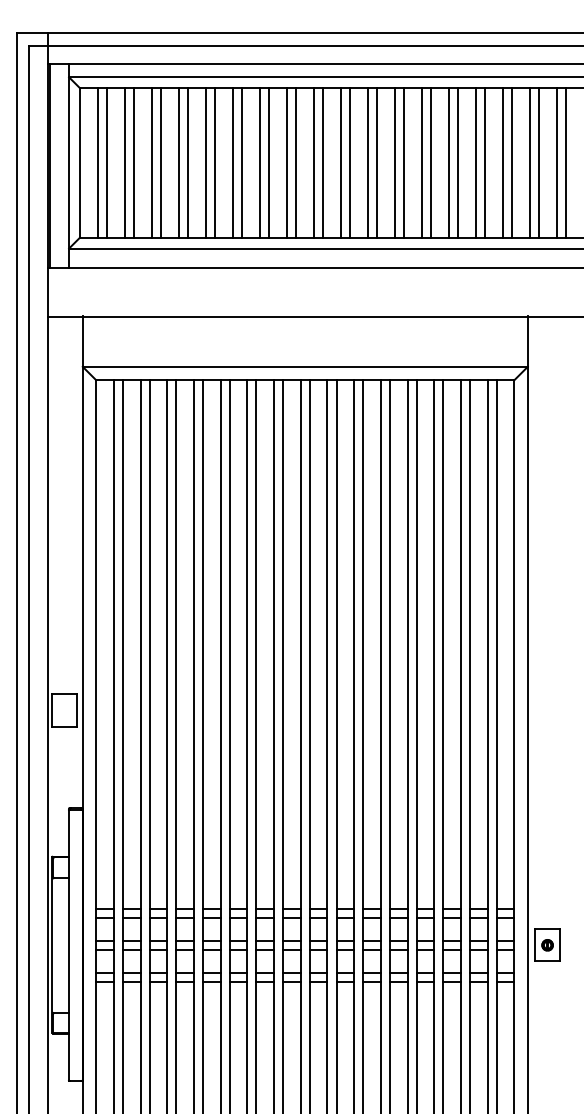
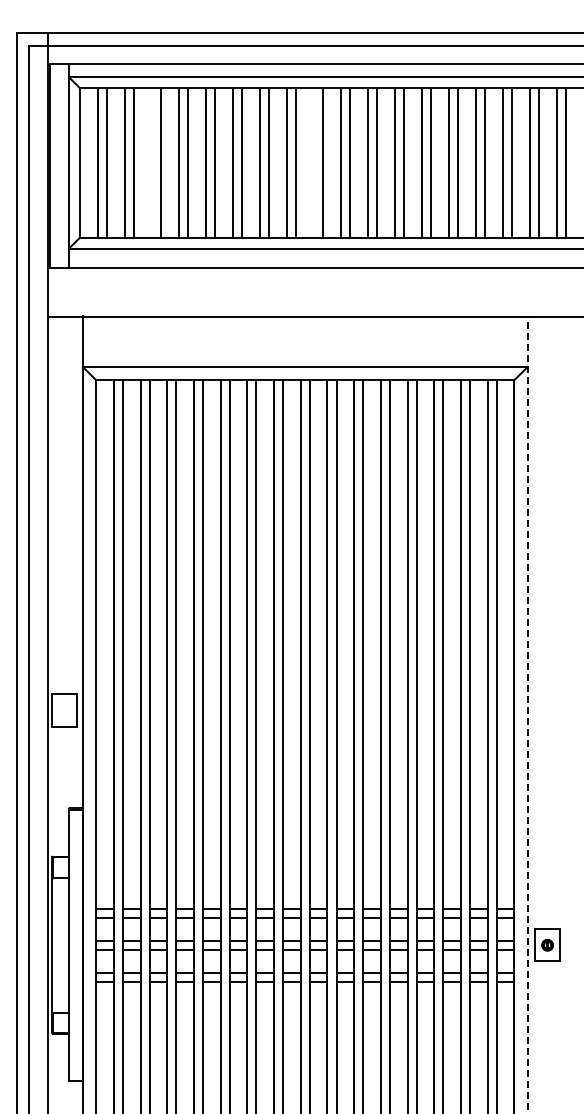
line: present -> none (151, 162)
line: present -> none (313, 162)
line: solid -> dashed (527, 715)
